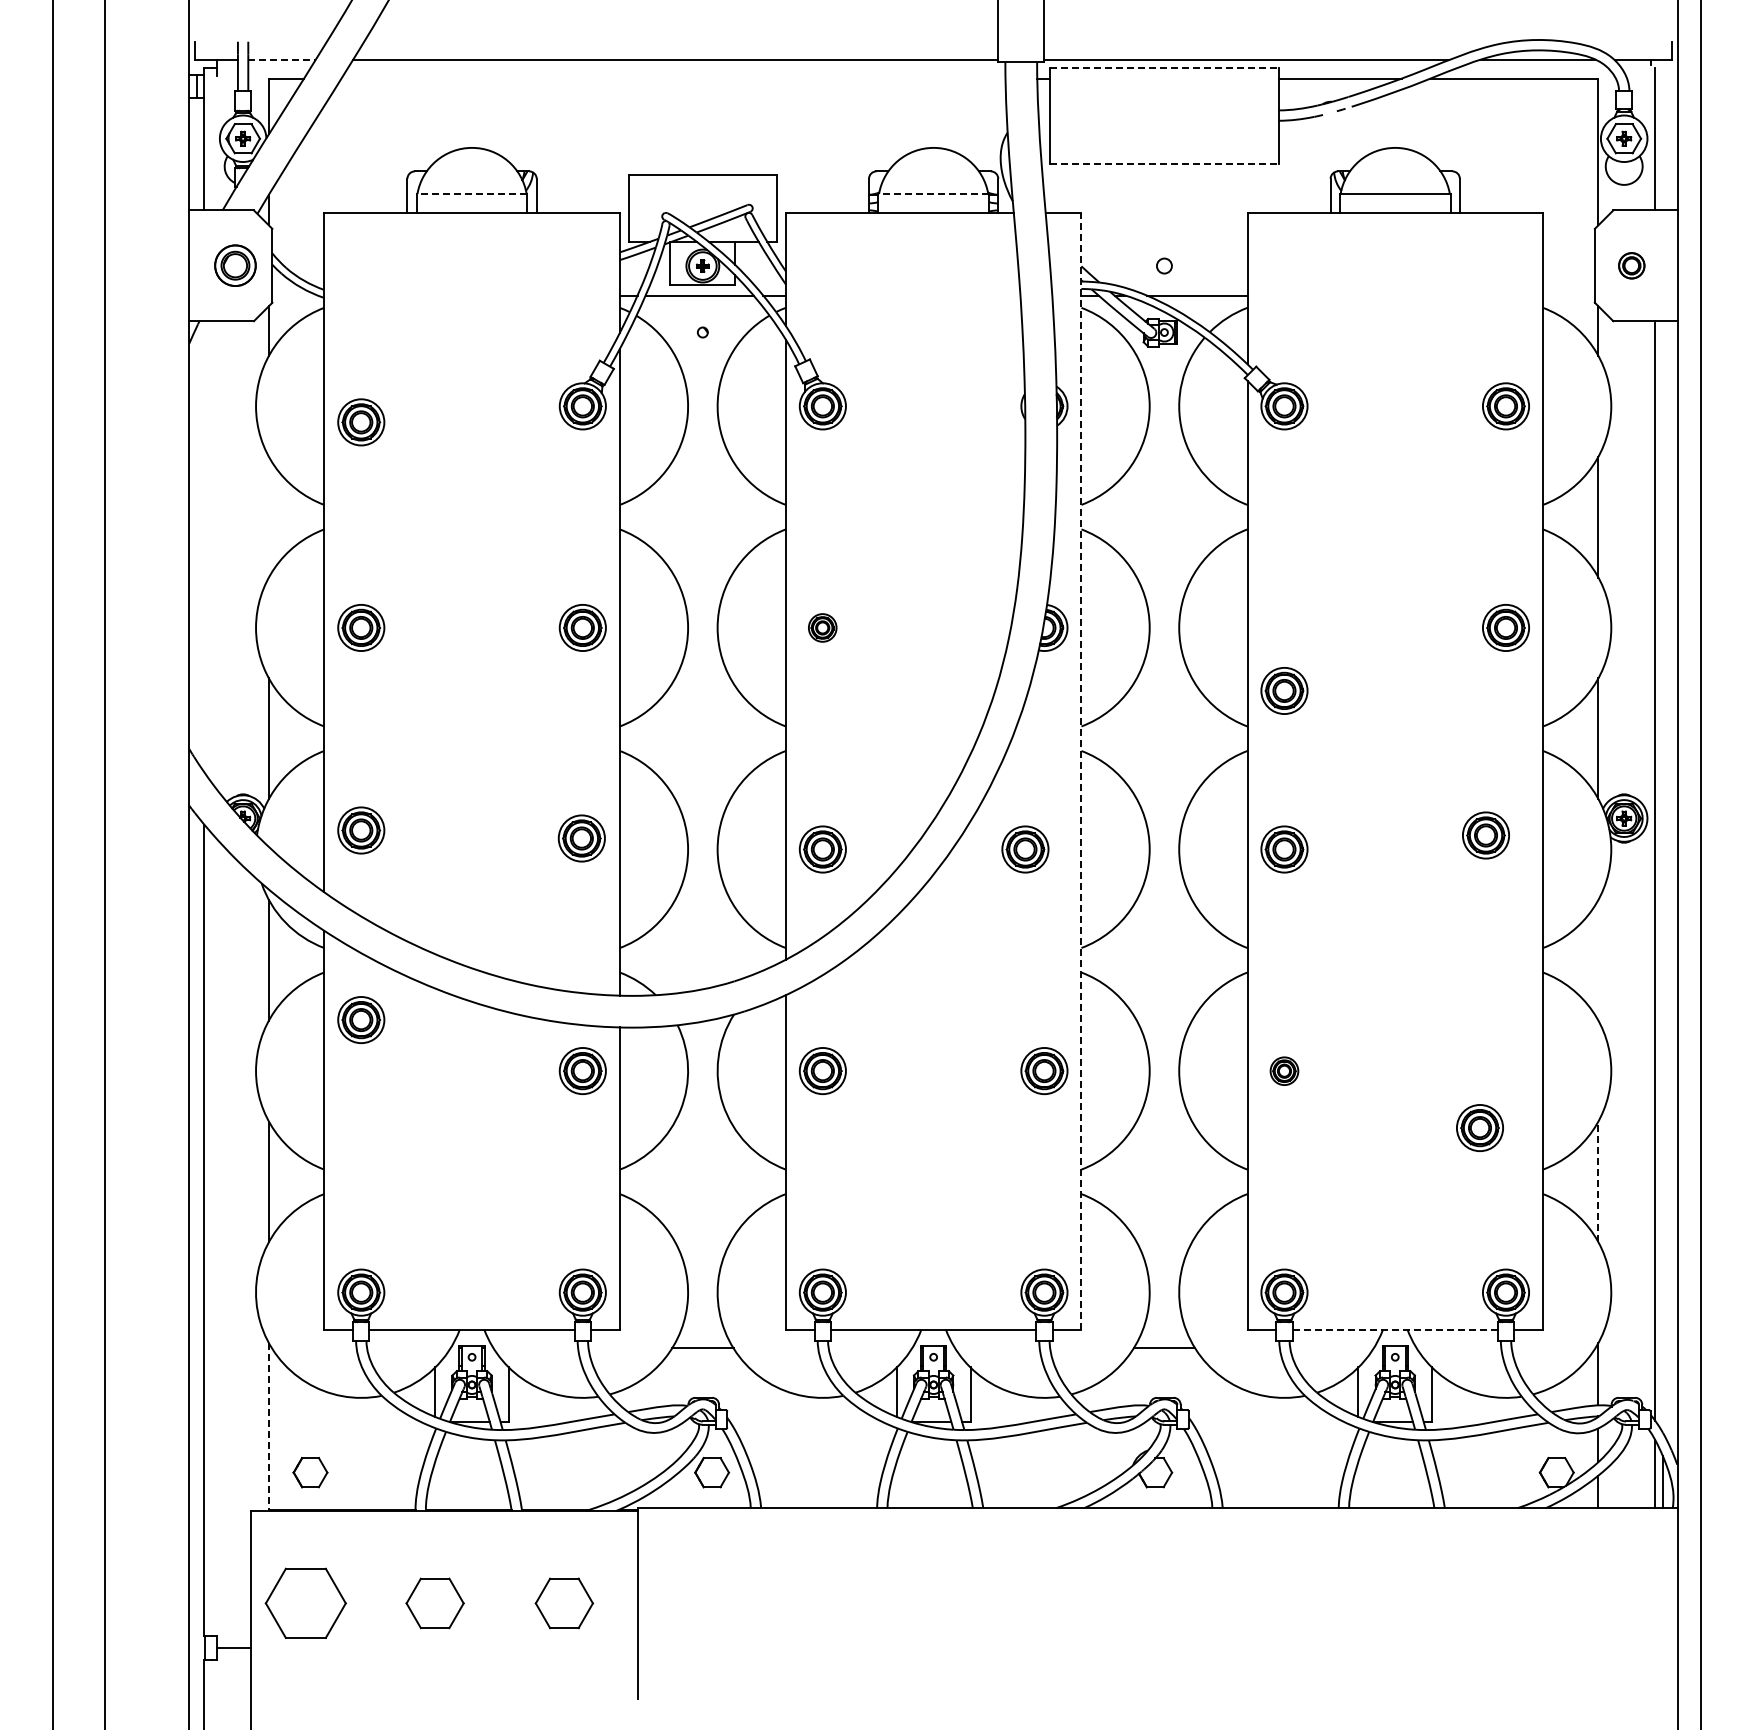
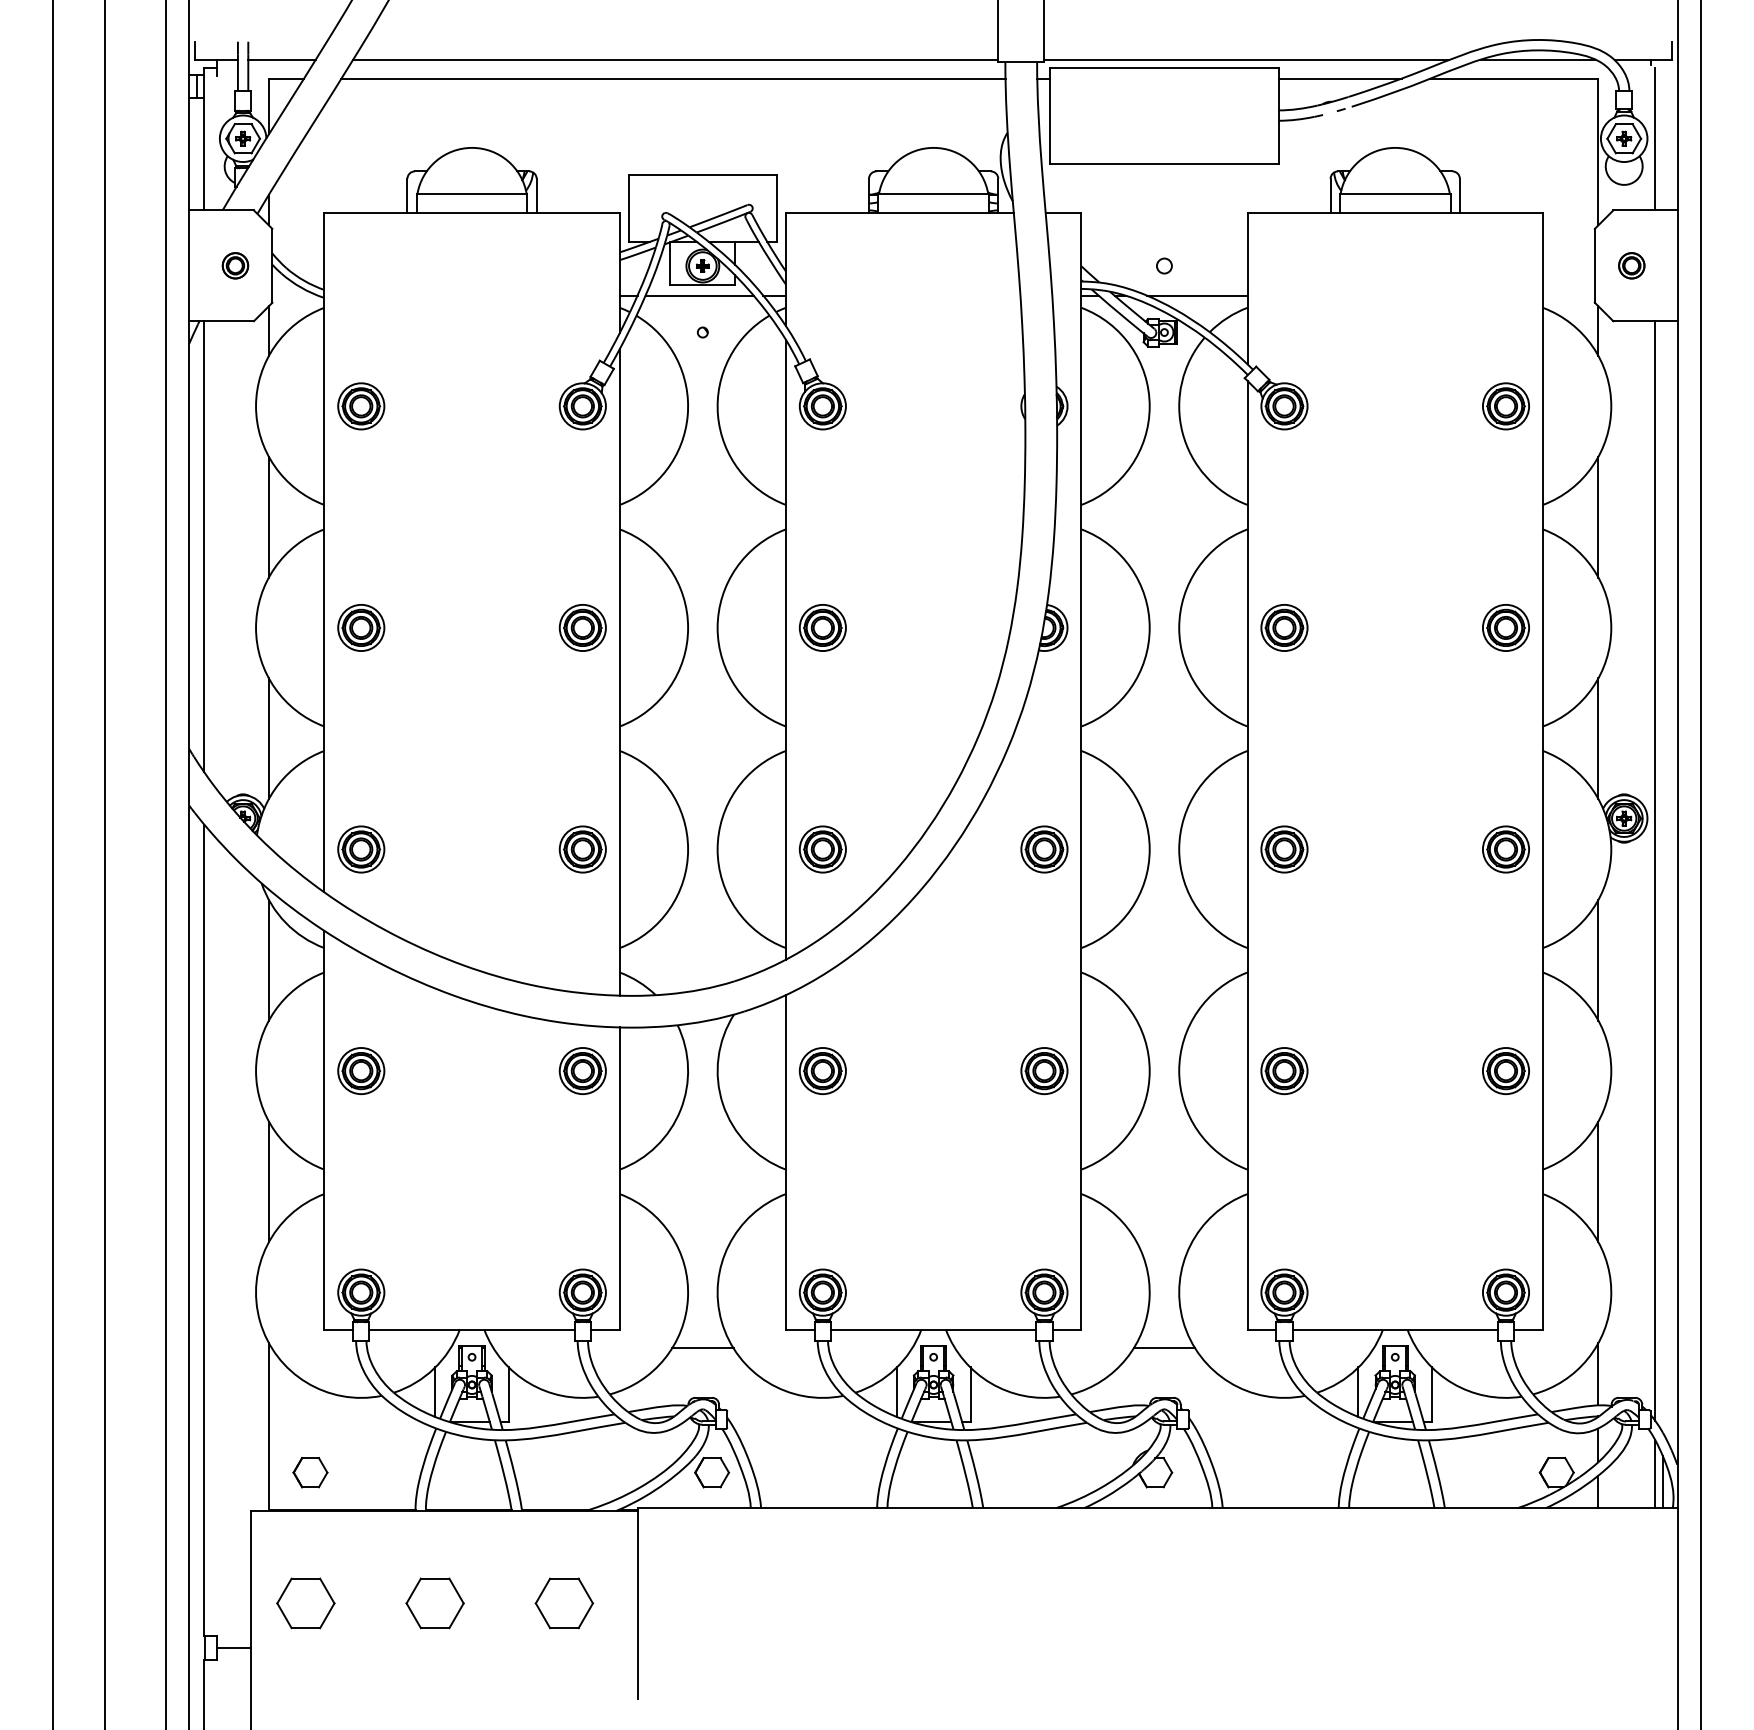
line: dashed -> solid (281, 60)
line: dashed -> solid (1164, 67)
line: none -> present (673, 78)
line: dashed -> solid (1164, 163)
line: dashed -> solid (471, 194)
line: dashed -> solid (933, 194)
part size: 43x43 px -> 29x28 px (235, 265)
part position: (361, 422) -> (361, 406) (361, 406)
line: none -> present (268, 516)
line: none -> present (204, 546)
part size: 30x30 px -> 49x48 px (822, 627)
part position: (1284, 690) -> (1284, 627) (1284, 627)
line: dashed -> solid (1081, 771)
part position: (361, 830) -> (361, 849) (361, 849)
part position: (1485, 835) -> (1505, 849) (1505, 849)
part position: (581, 838) -> (582, 849) (582, 849)
part position: (1025, 849) -> (1044, 849) (1044, 849)
line: none -> present (165, 864)
line: none -> present (1598, 959)
part position: (361, 1020) -> (361, 1071) (361, 1071)
part size: 31x30 px -> 49x49 px (1284, 1071)
part position: (1479, 1127) -> (1505, 1070) (1505, 1070)
line: dashed -> solid (1598, 1181)
line: dashed -> solid (1395, 1329)
line: dashed -> solid (268, 1426)
part size: 83x72 px -> 60x53 px (305, 1603)
